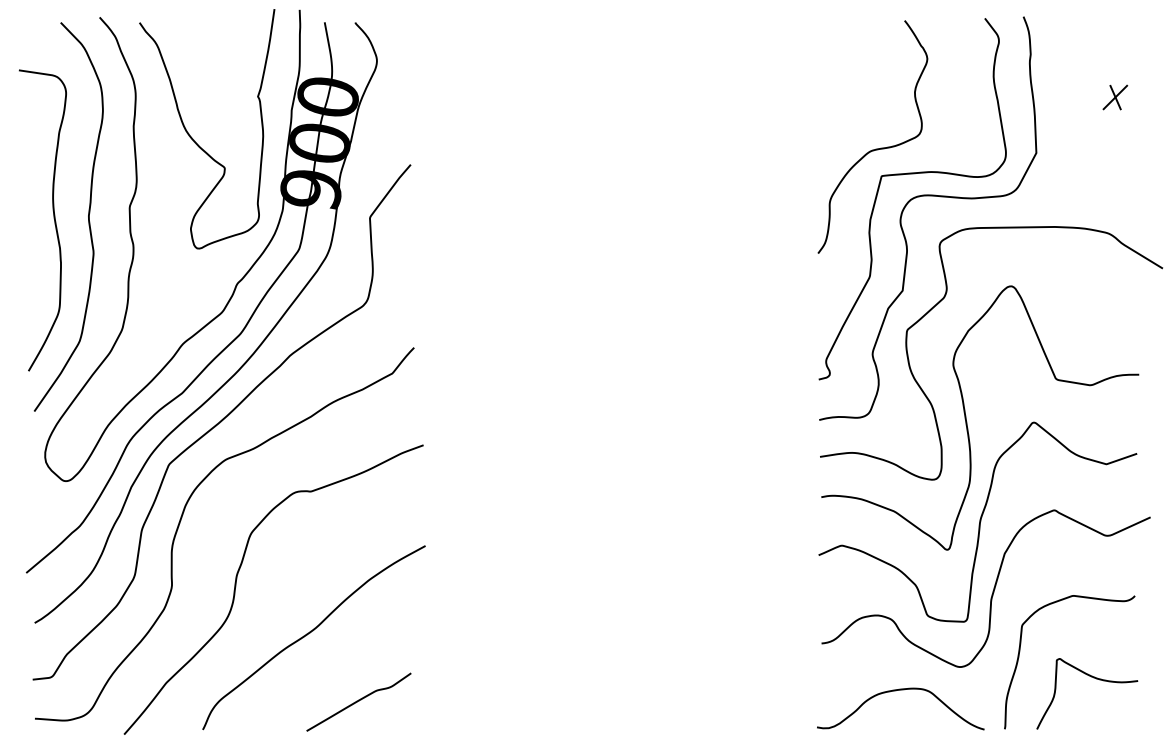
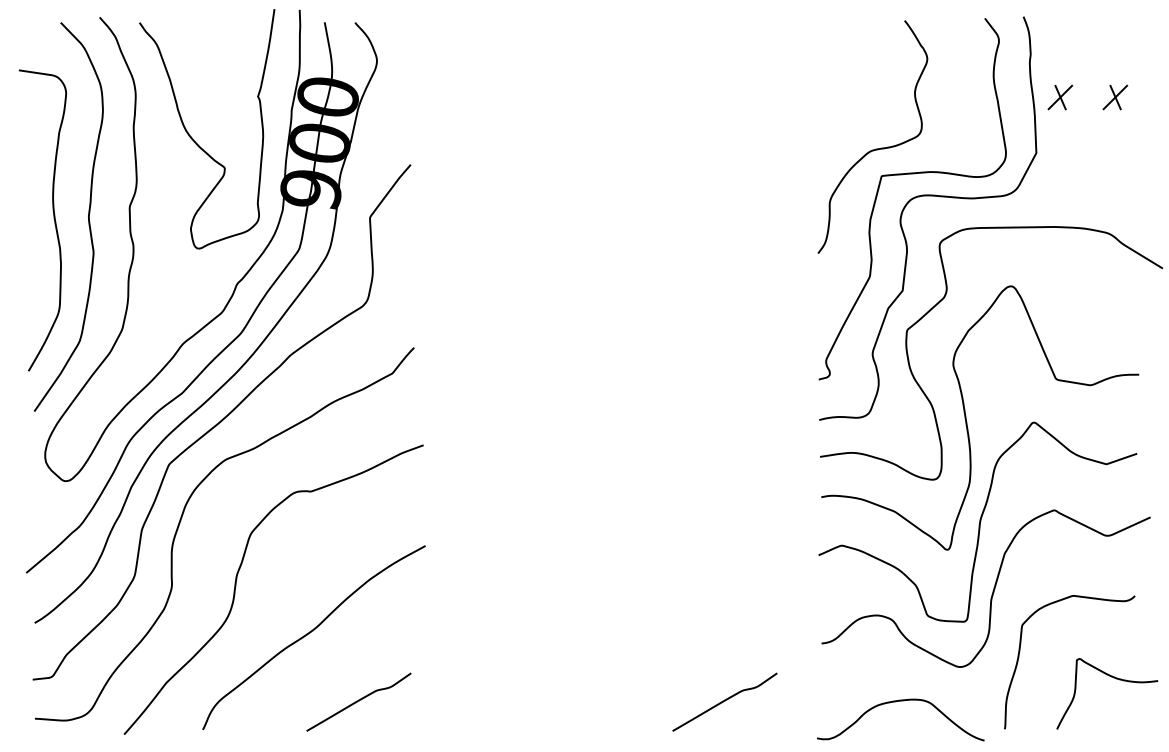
part: none -> present (1060, 97)
curve position: (1093, 678) -> (1113, 678) (1113, 678)
curve position: (896, 691) -> (896, 702) (896, 702)
curve: none -> present (724, 701)
